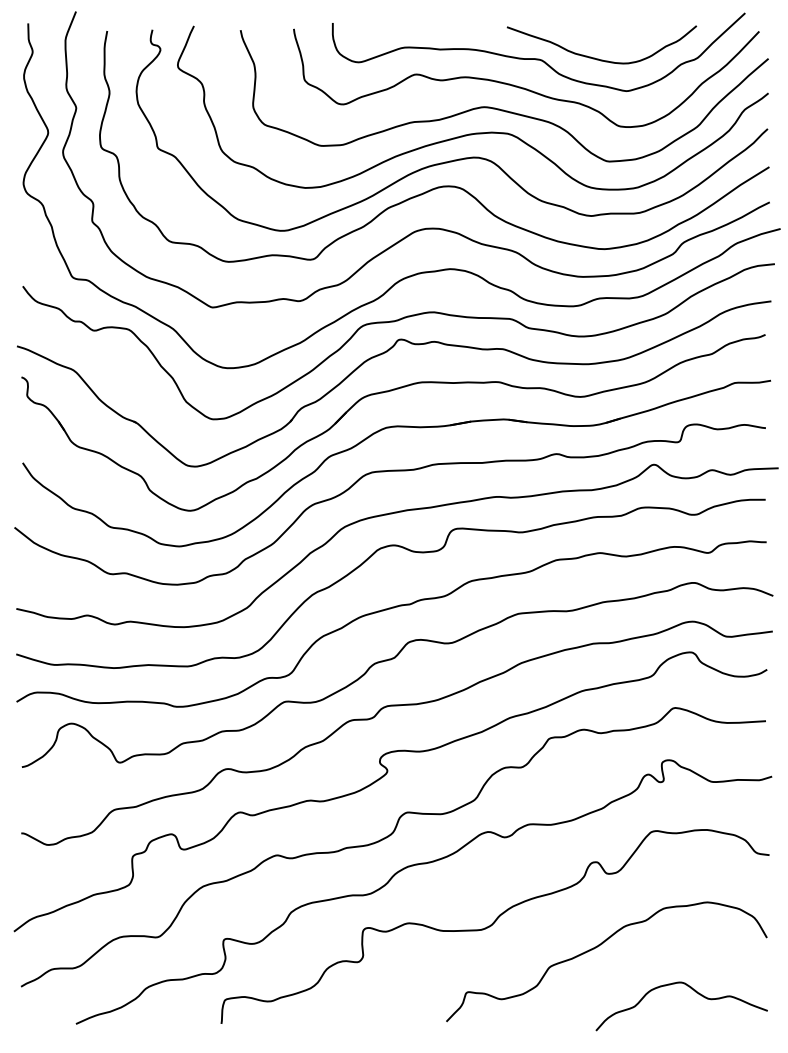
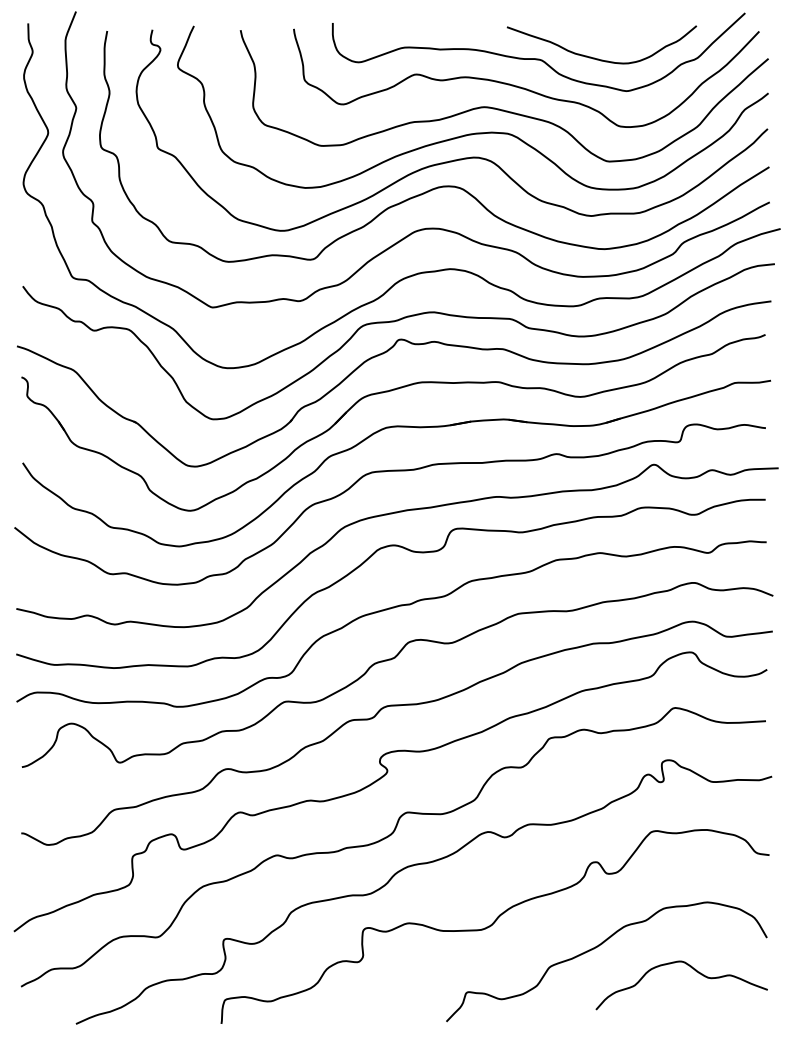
curve position: (691, 989) -> (691, 968) (691, 968)
